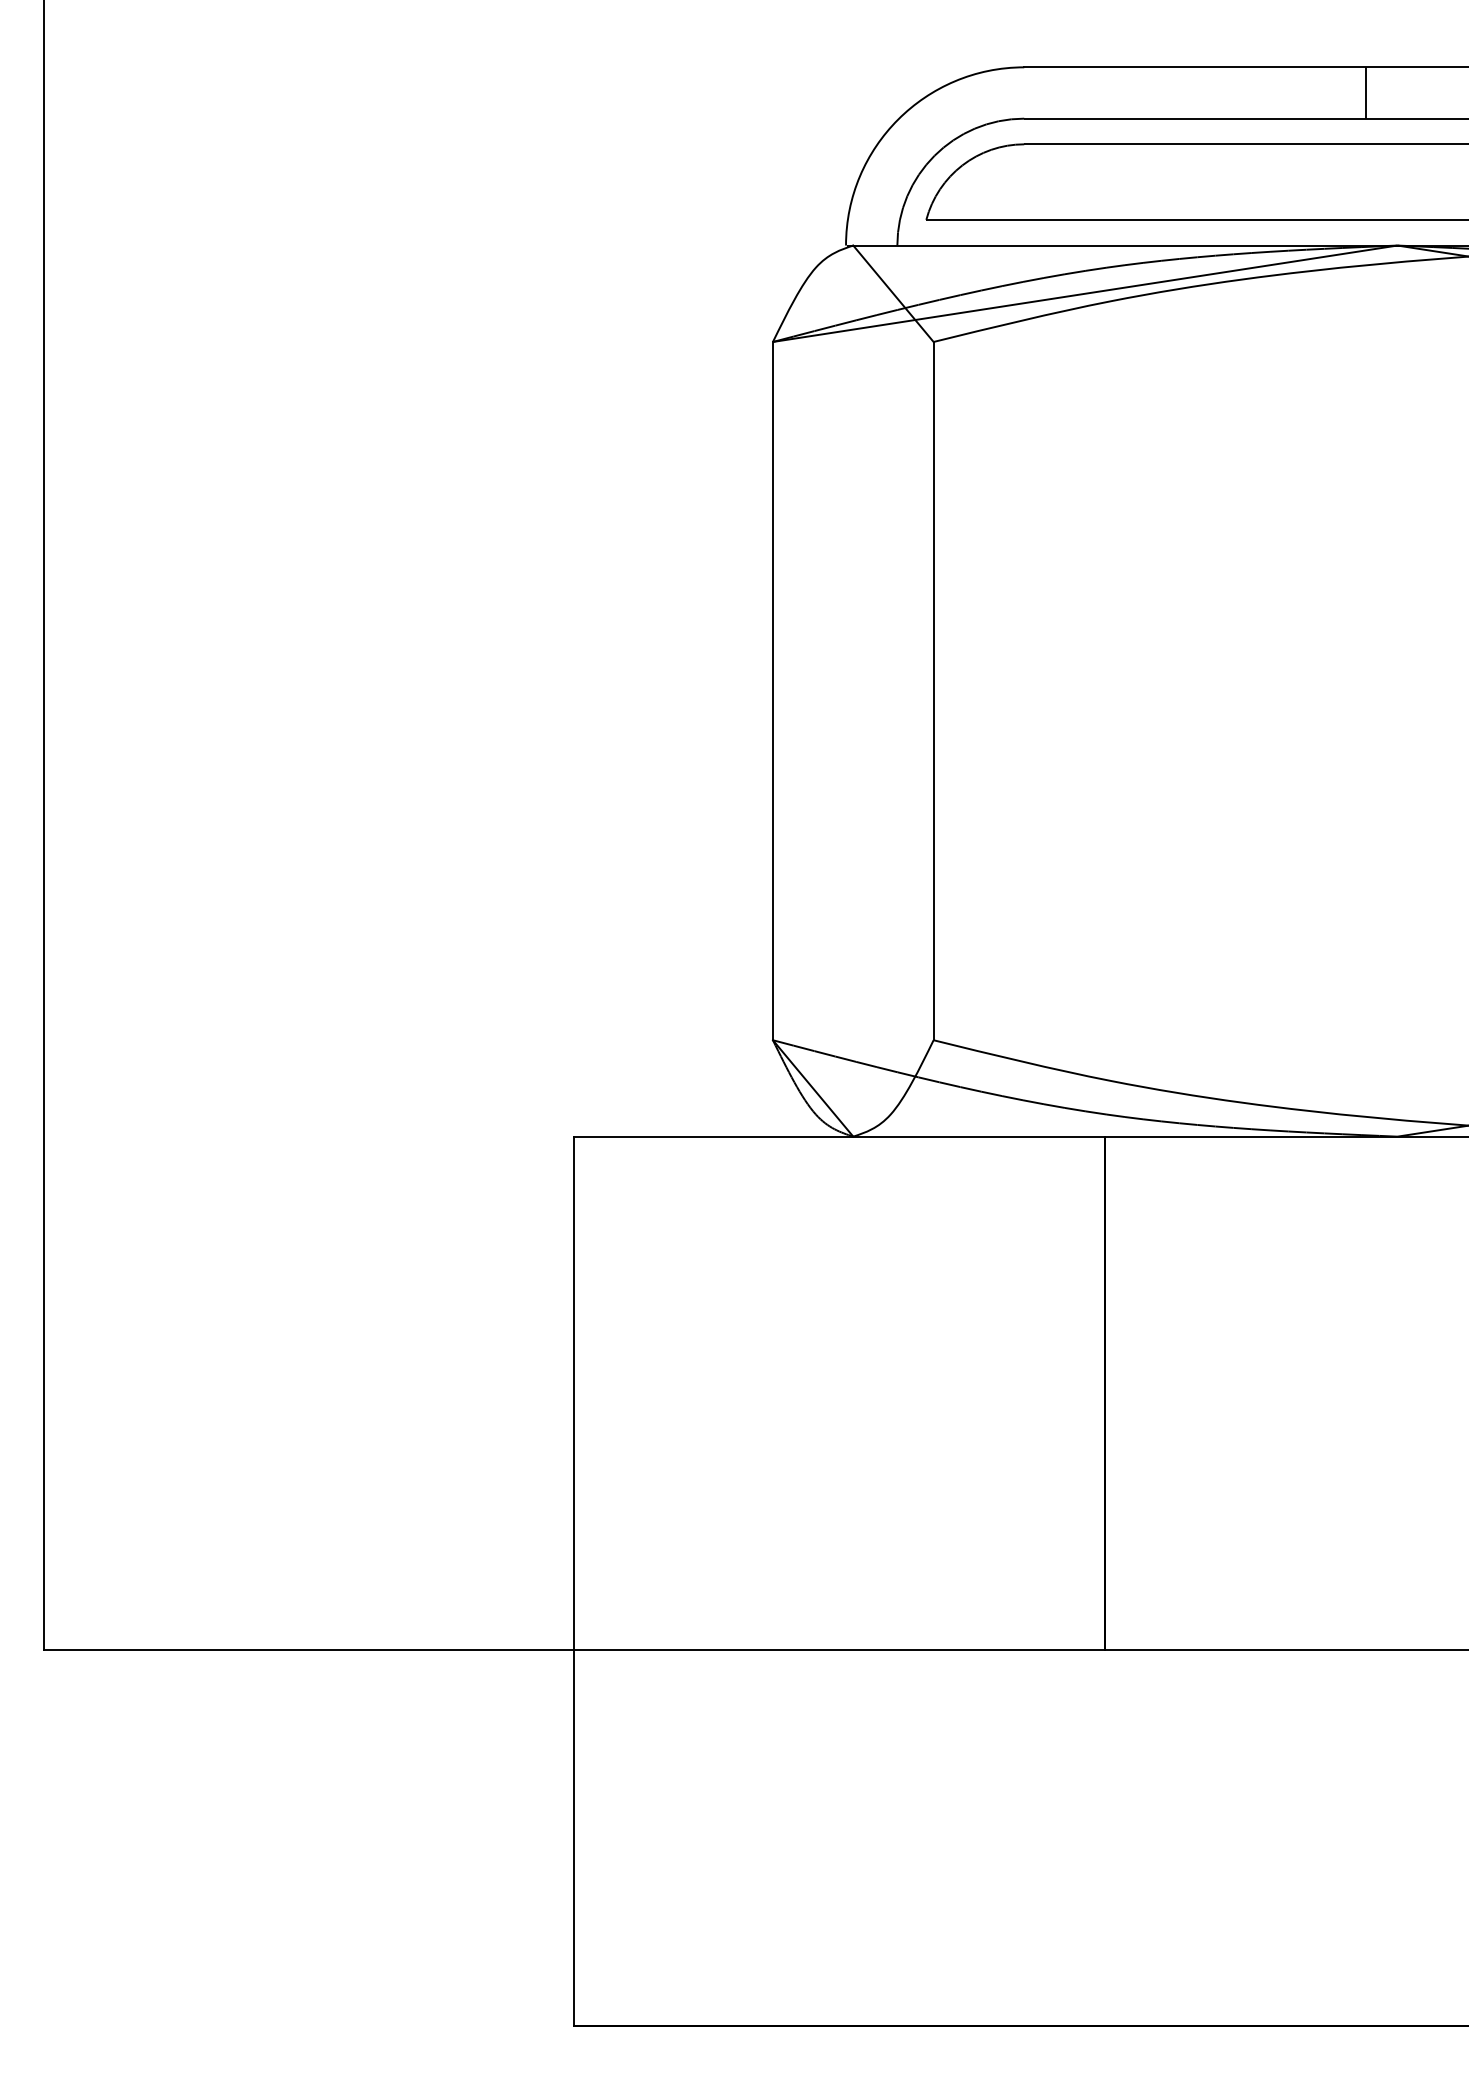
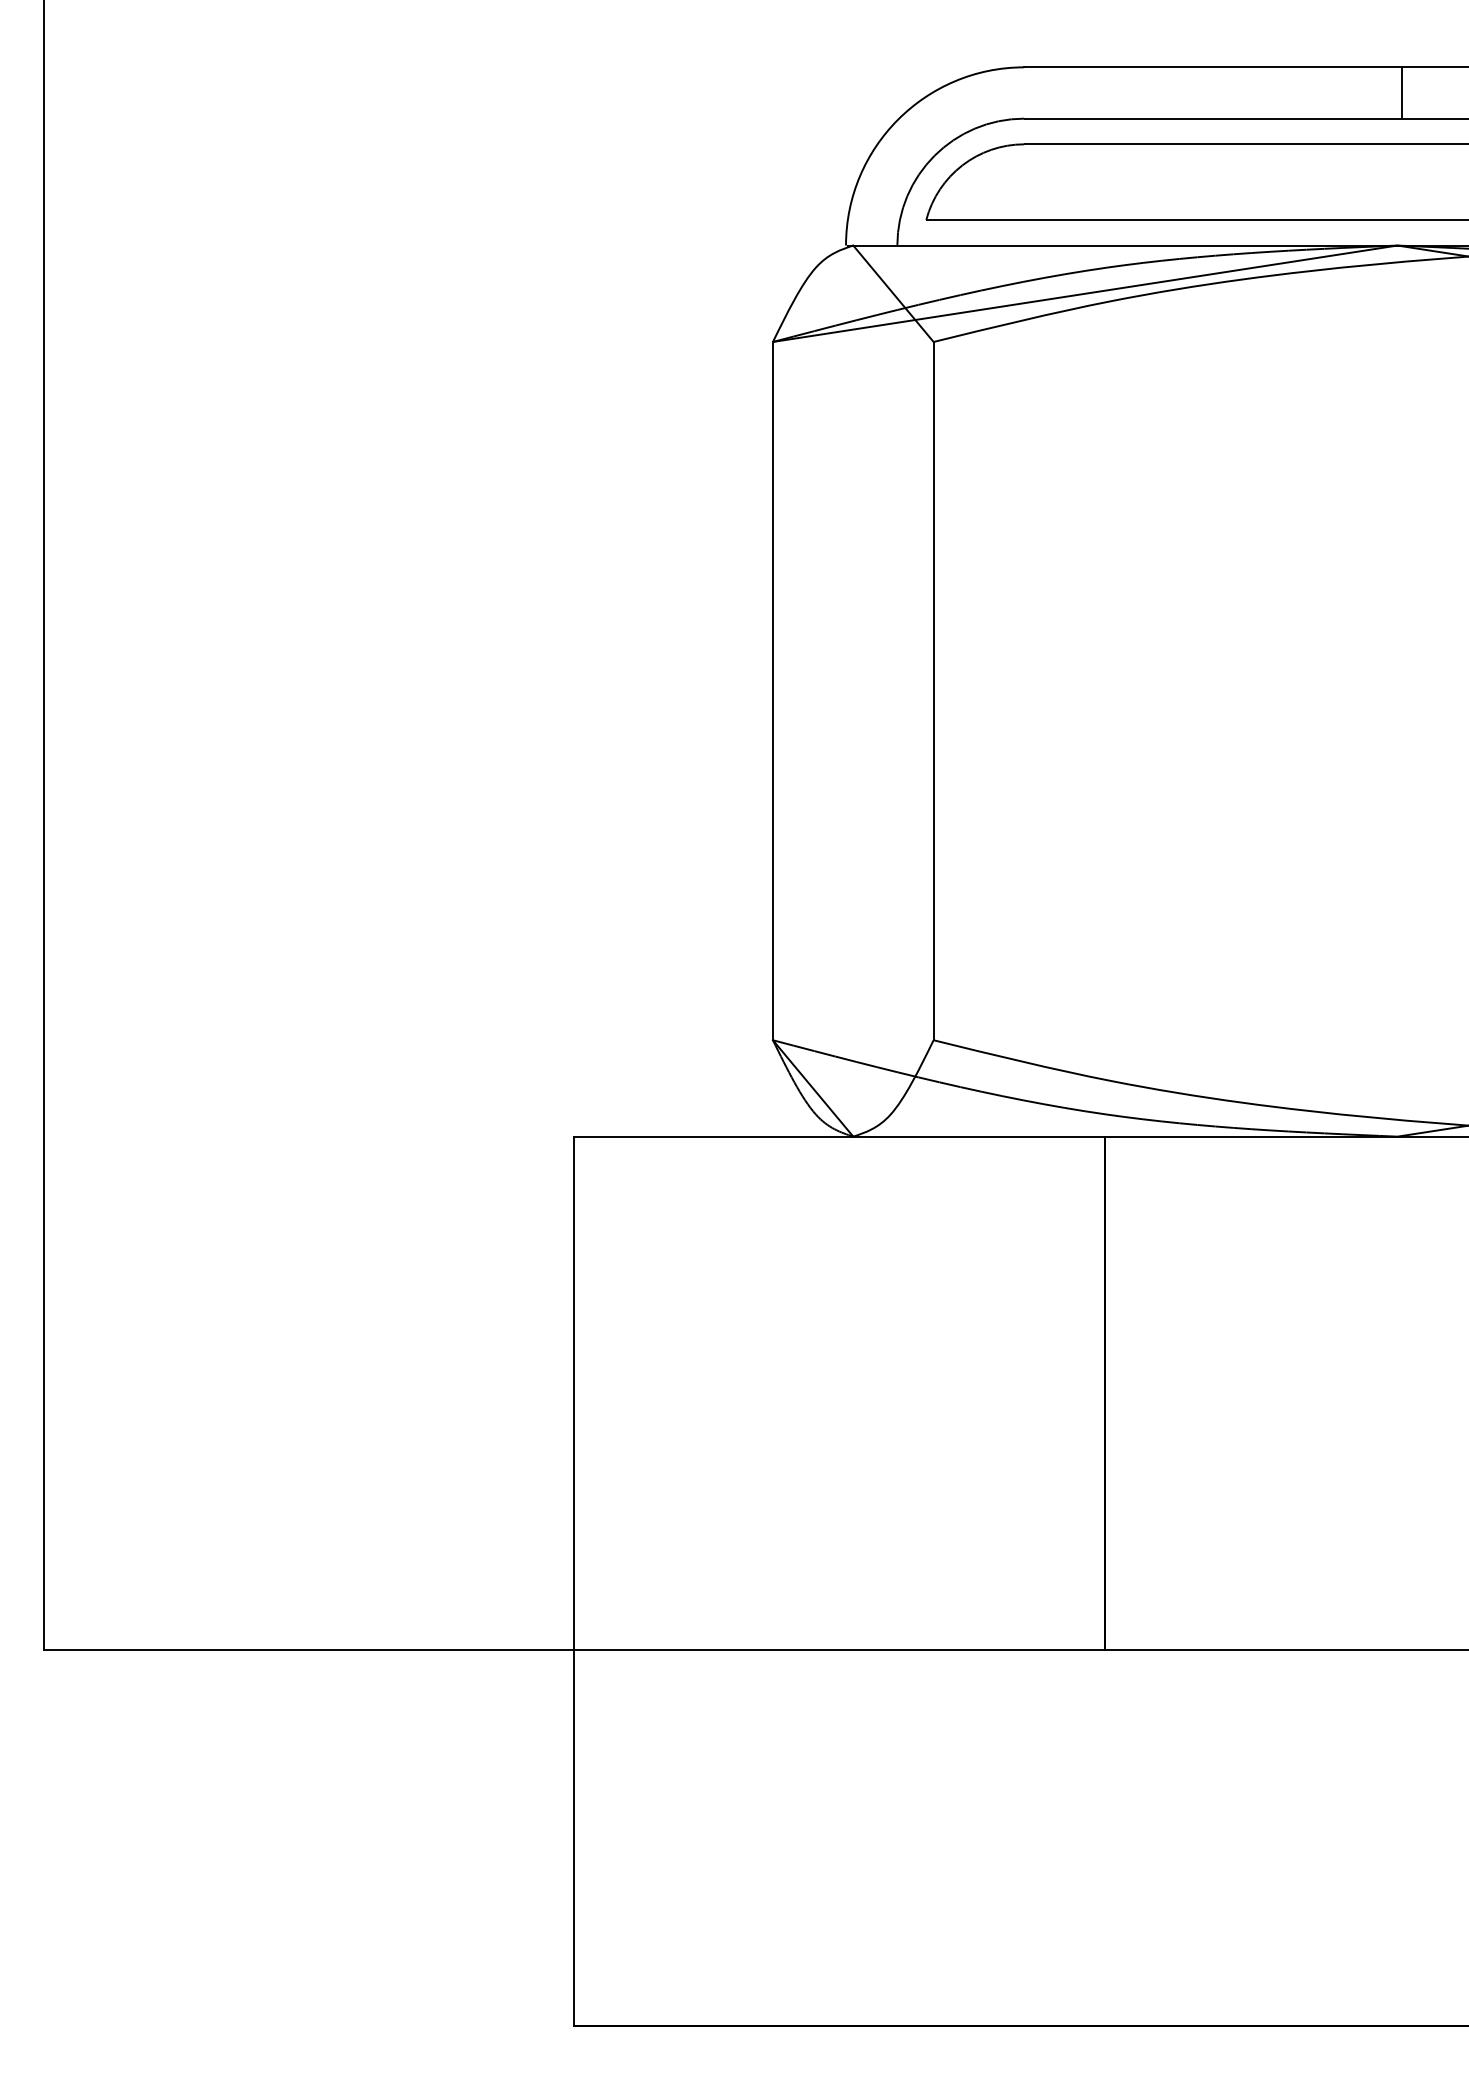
line position: (1365, 92) -> (1401, 92) (1401, 92)
